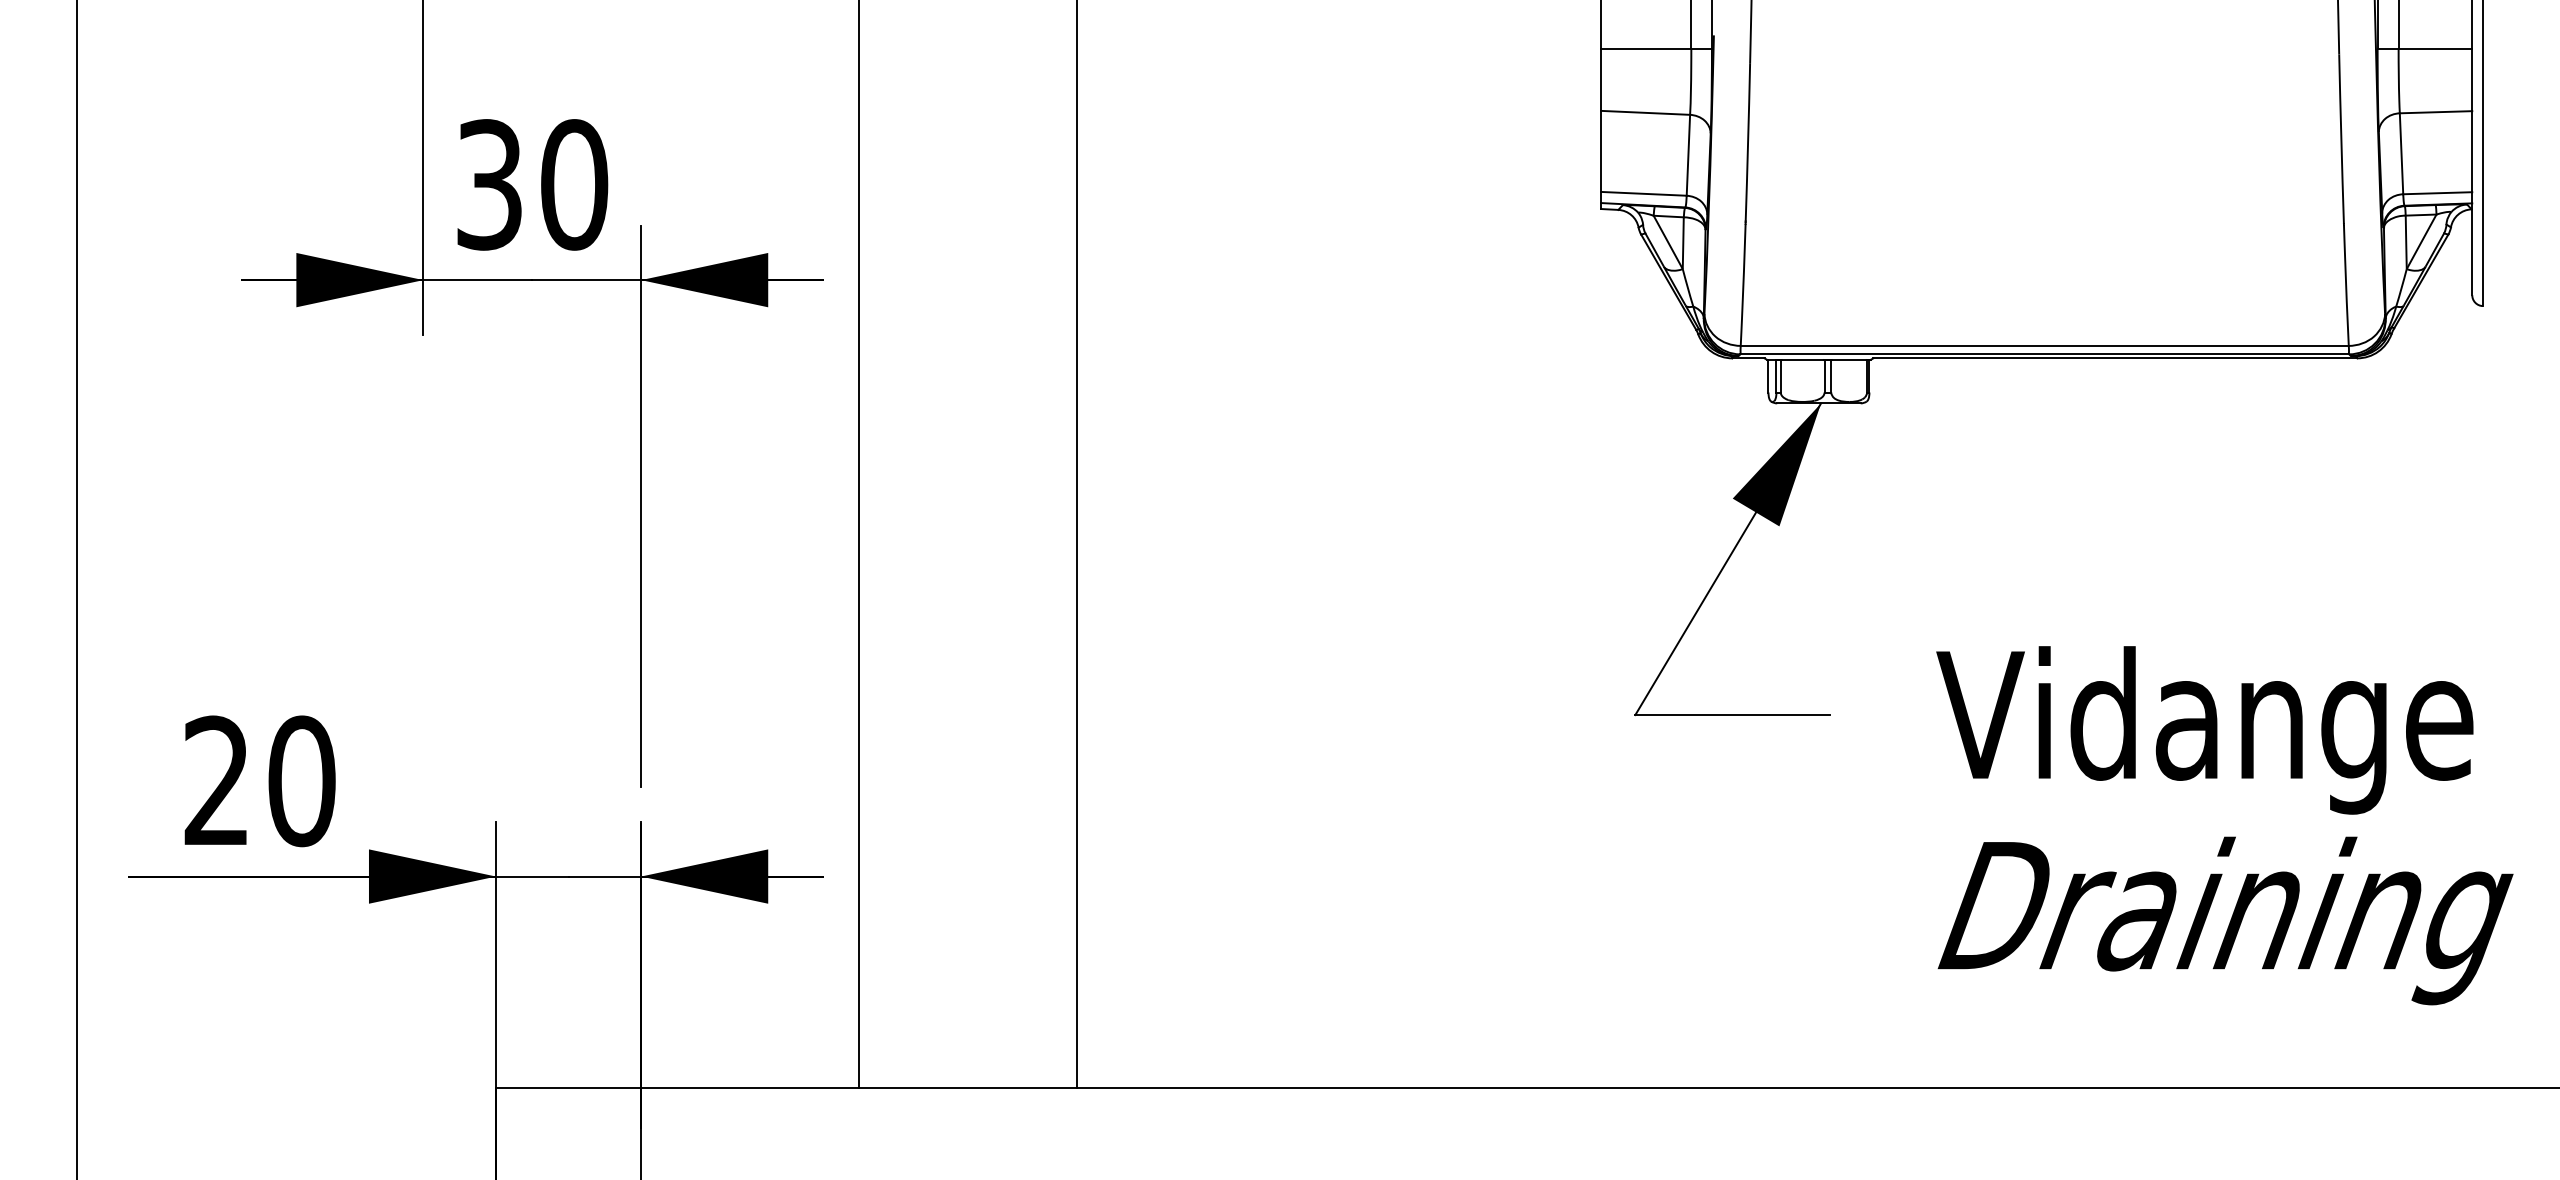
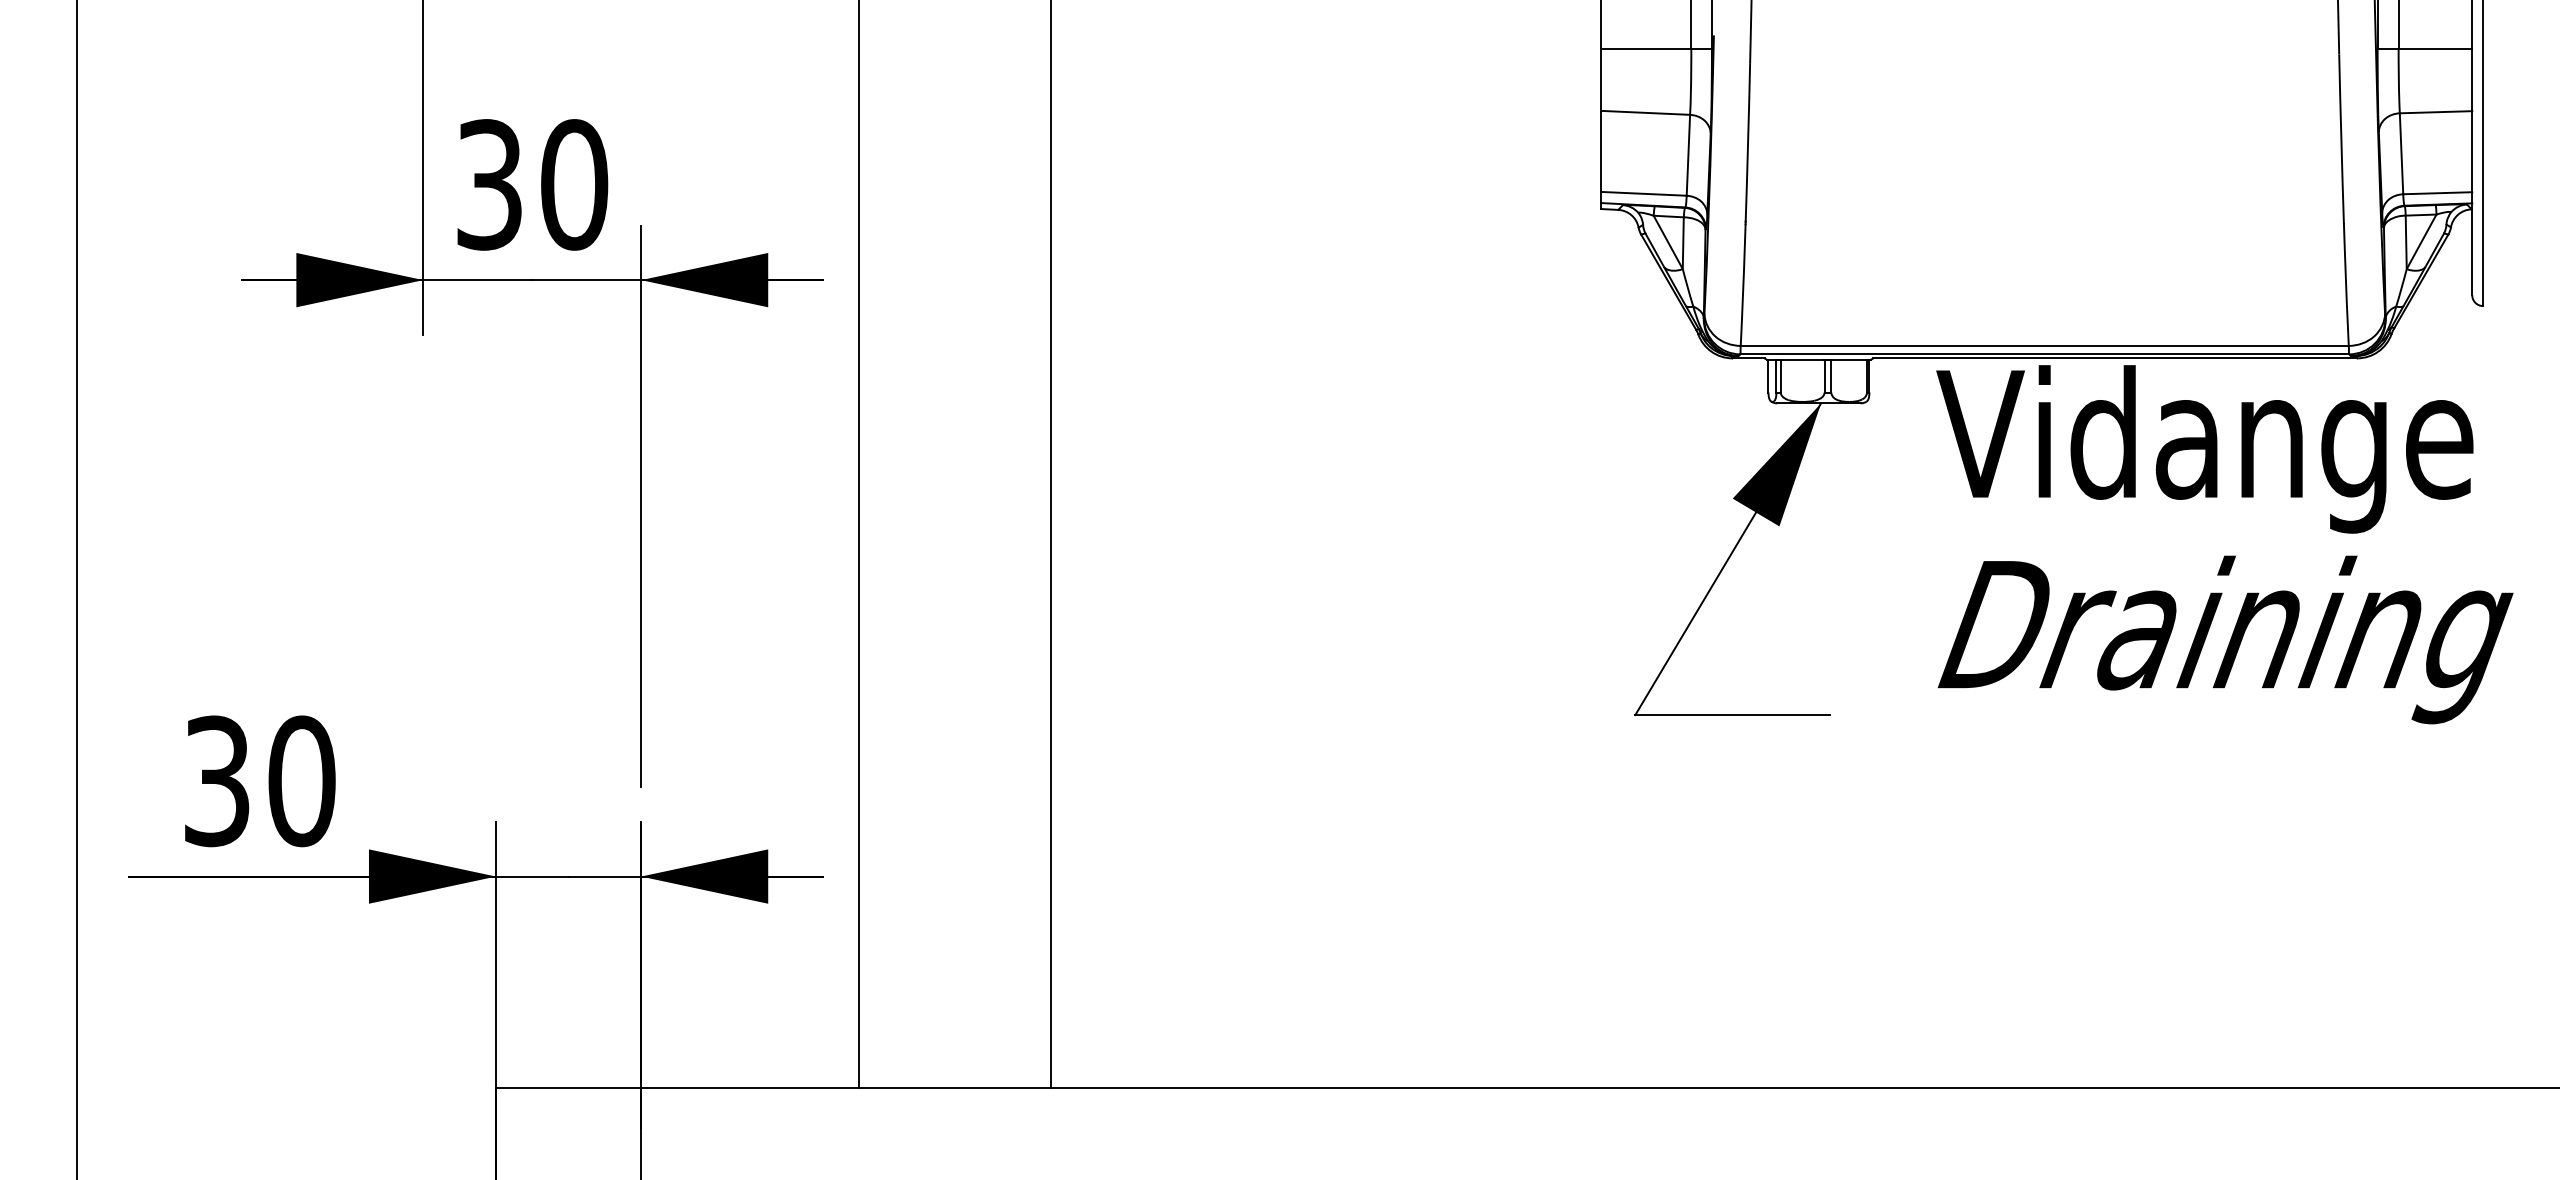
line position: (1076, 544) -> (1050, 544) (1050, 544)
text: 20 -> 30 (216, 781)
text position: (2224, 825) -> (2224, 544) (2224, 544)
